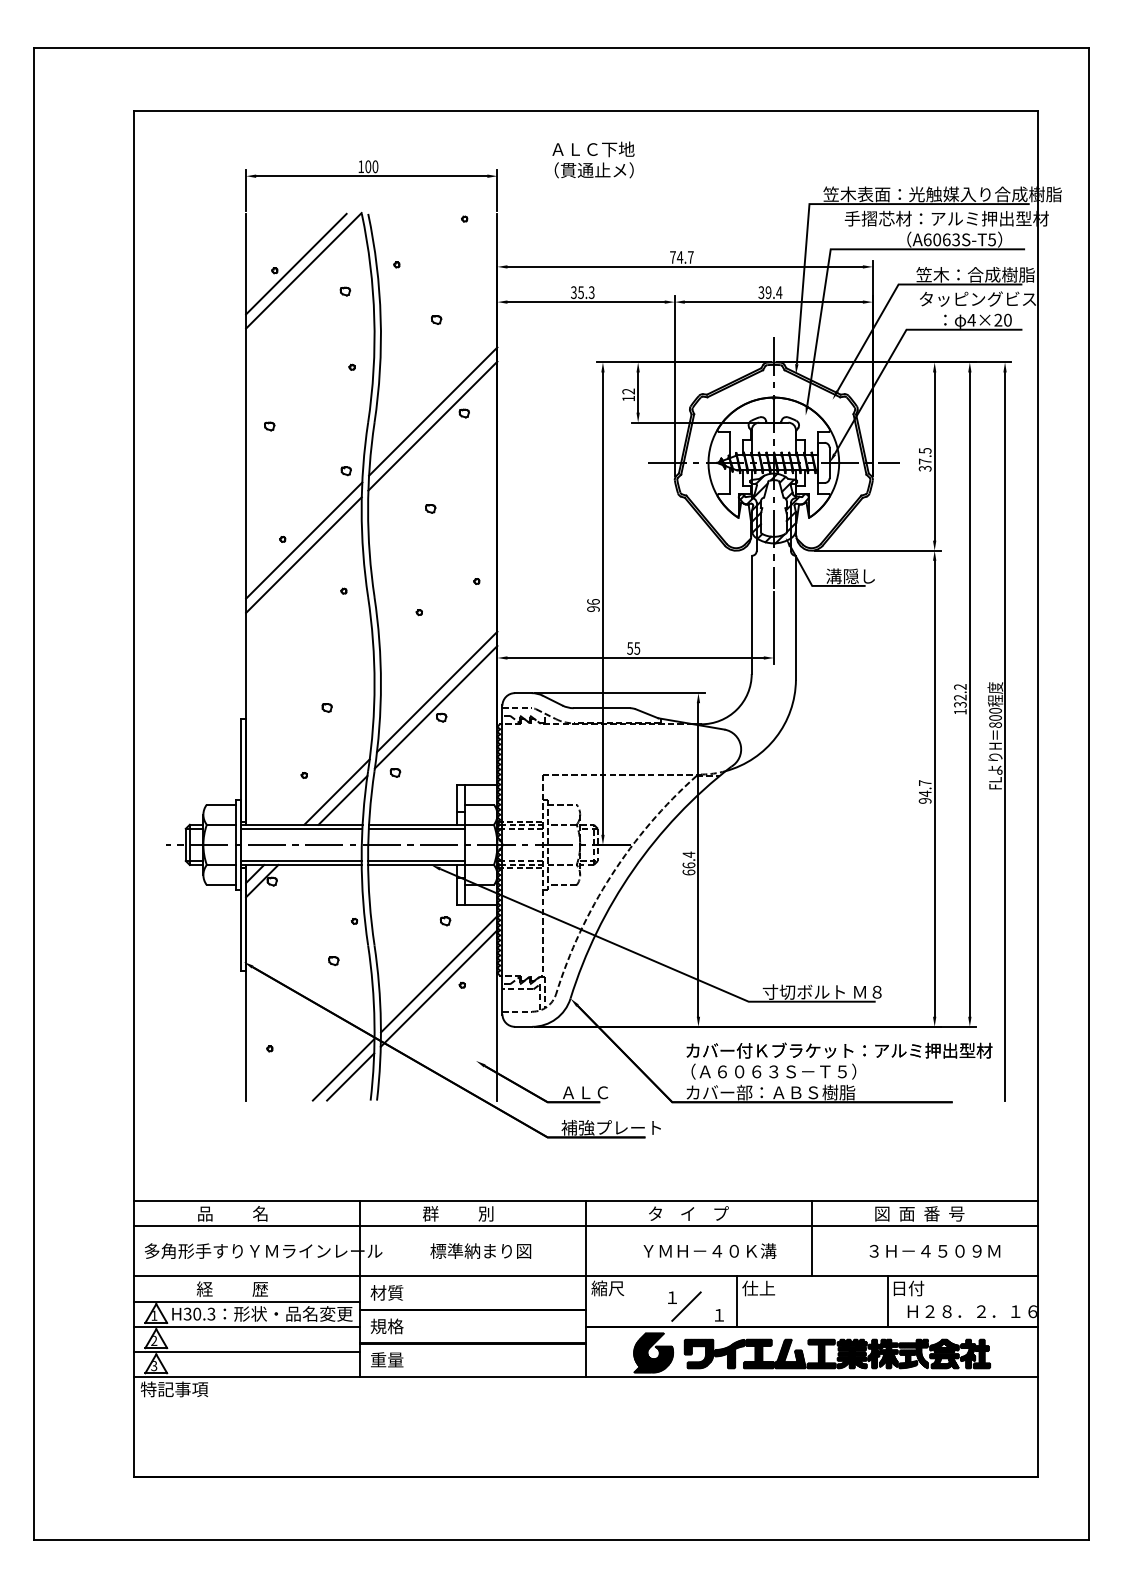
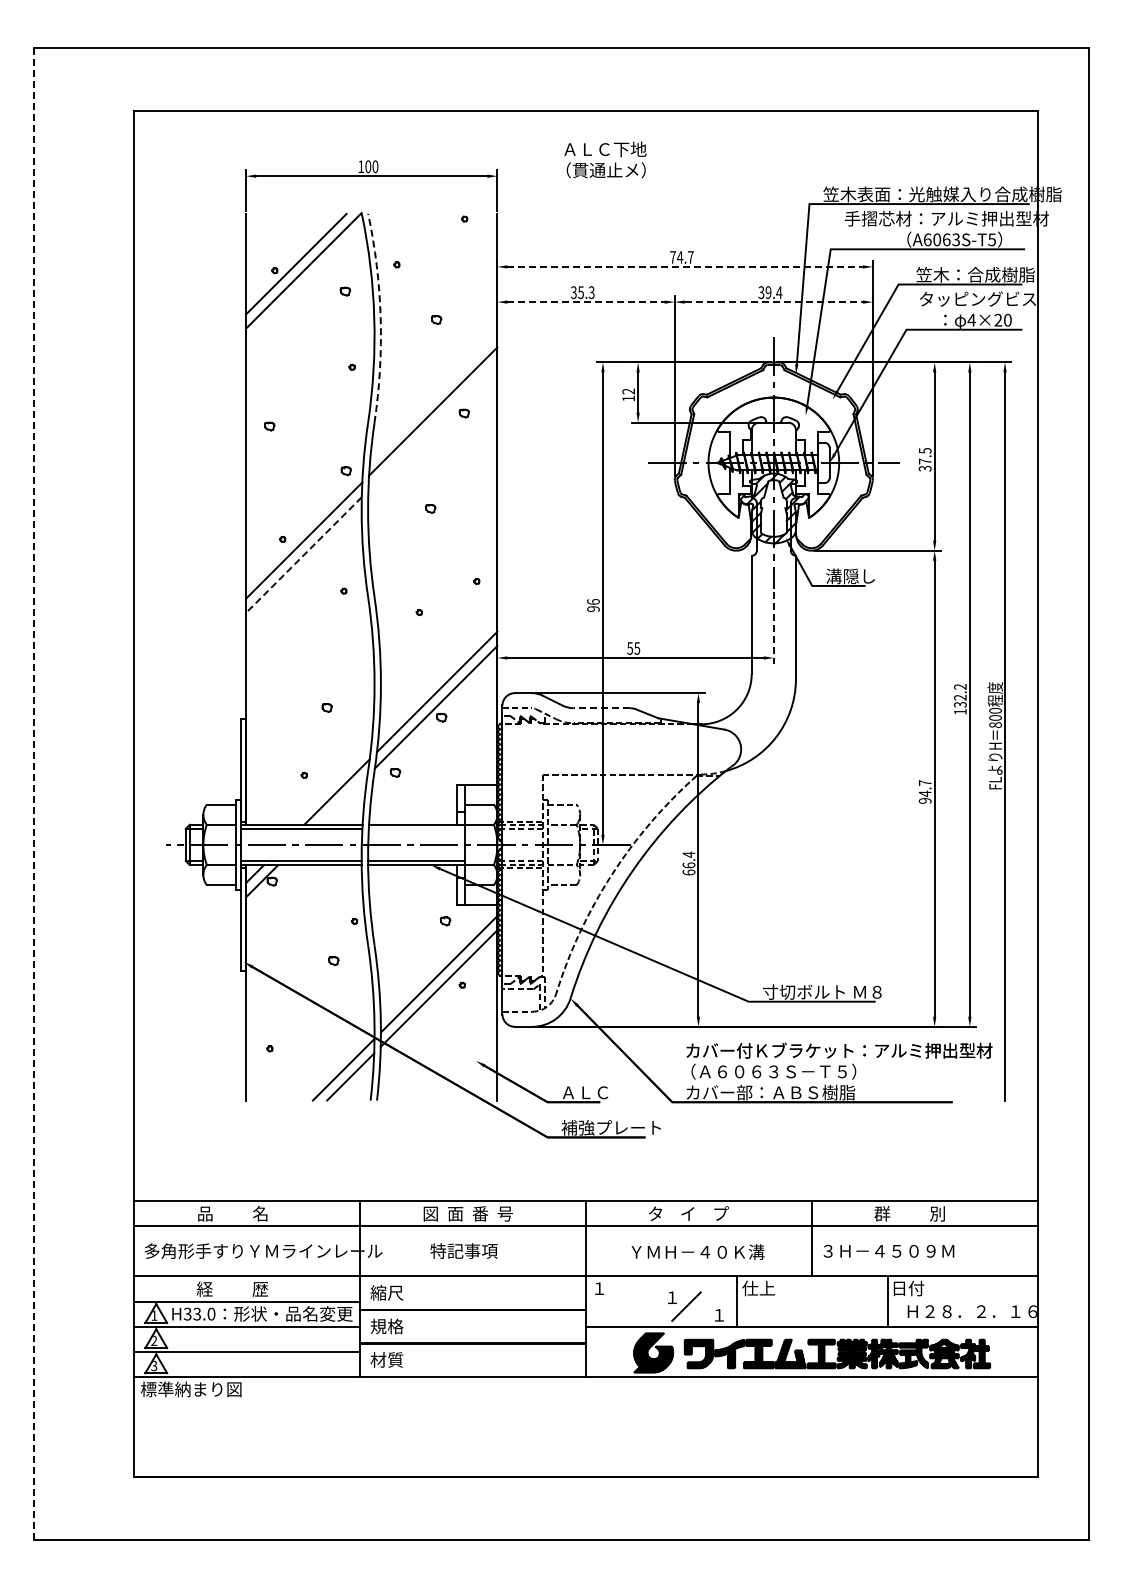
text position: (593, 159) -> (605, 159) (605, 159)
line: solid -> dashed (685, 266)
line: solid -> dashed (586, 302)
line: solid -> dashed (774, 302)
arc: solid -> dashed (380, 318)
line: present -> none (432, 425)
line: solid -> dashed (303, 555)
line: solid -> dashed (773, 628)
line: solid -> dashed (601, 708)
line: solid -> dashed (33, 794)
line: present -> none (342, 799)
line: present -> none (416, 828)
text: 群          別 -> 図  面  番  号 (467, 1213)
text: 図  面  番  号 -> 群          別 (919, 1213)
text: 標準納まり図 -> 特記事項 (480, 1250)
text position: (709, 1250) -> (697, 1251) (697, 1251)
text position: (934, 1250) -> (888, 1250) (888, 1250)
text: 縮尺 -> １ (607, 1288)
text: 材質 -> 縮尺 (386, 1292)
text: H30.3 -> H33.0 (204, 1313)
text: 重量 -> 材質 (386, 1359)
text: 特記事項 -> 標準納まり図 (190, 1389)
